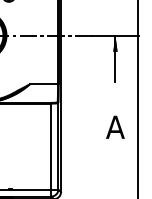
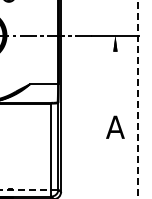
line: present -> none (115, 58)
line: solid -> dashed (138, 99)
line: solid -> dashed (26, 189)
